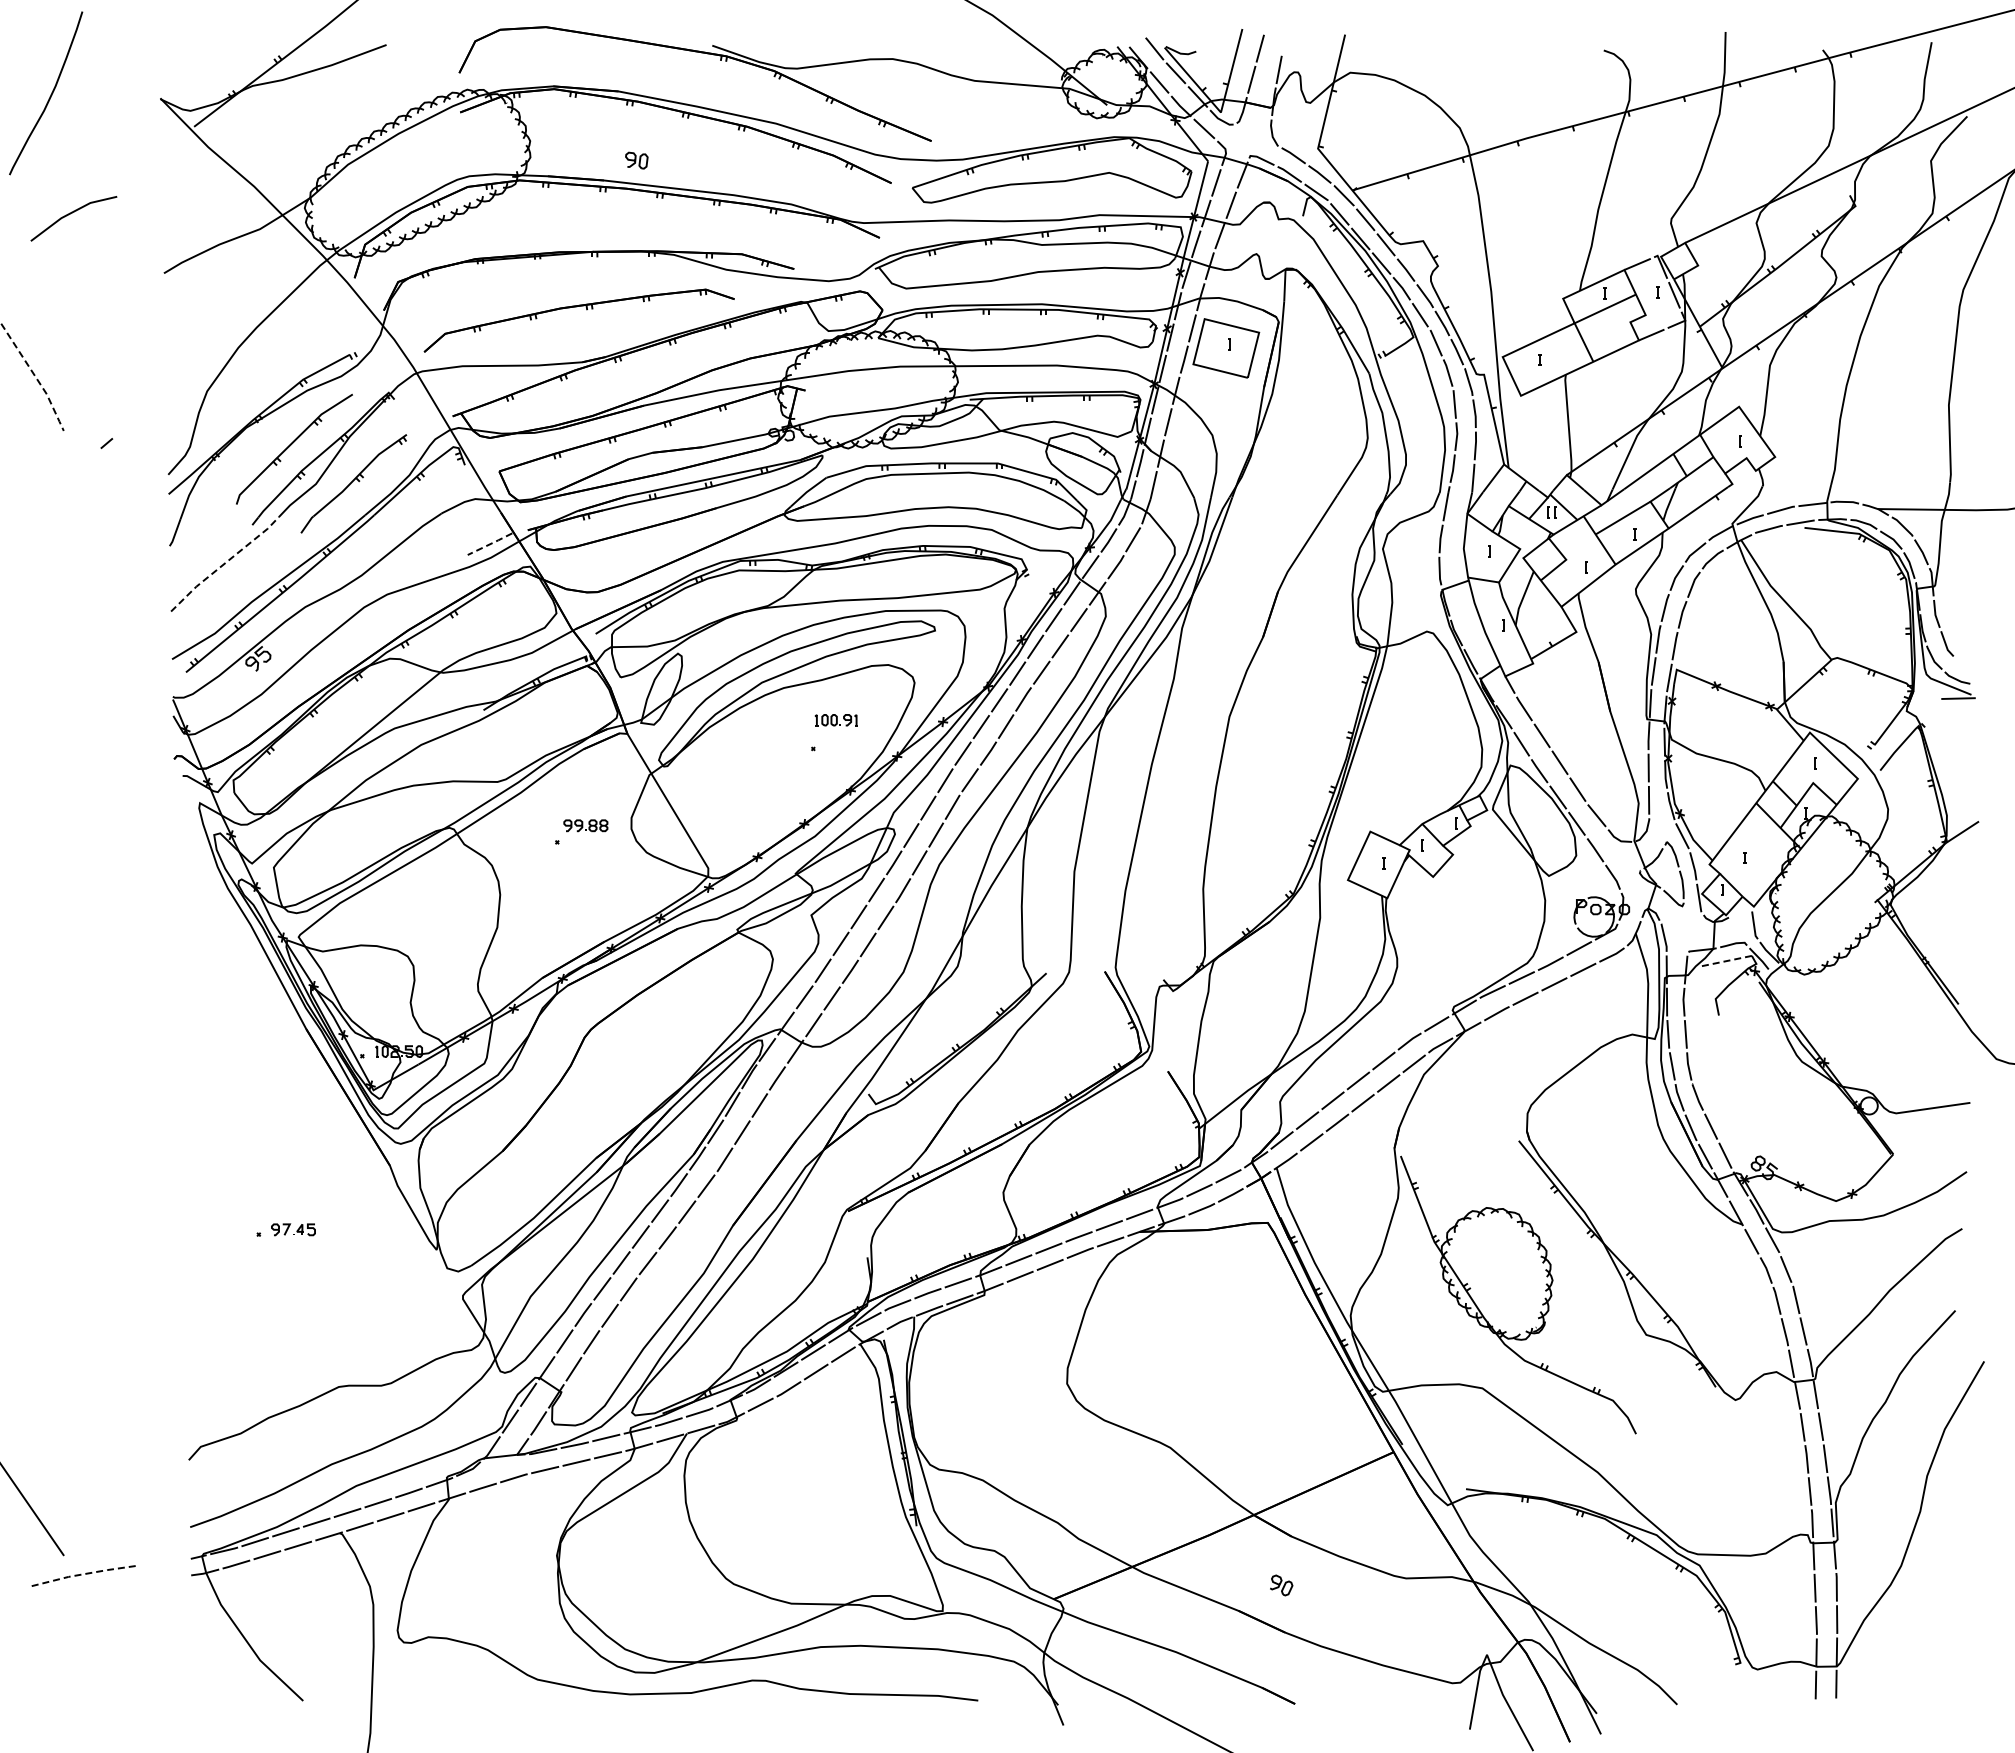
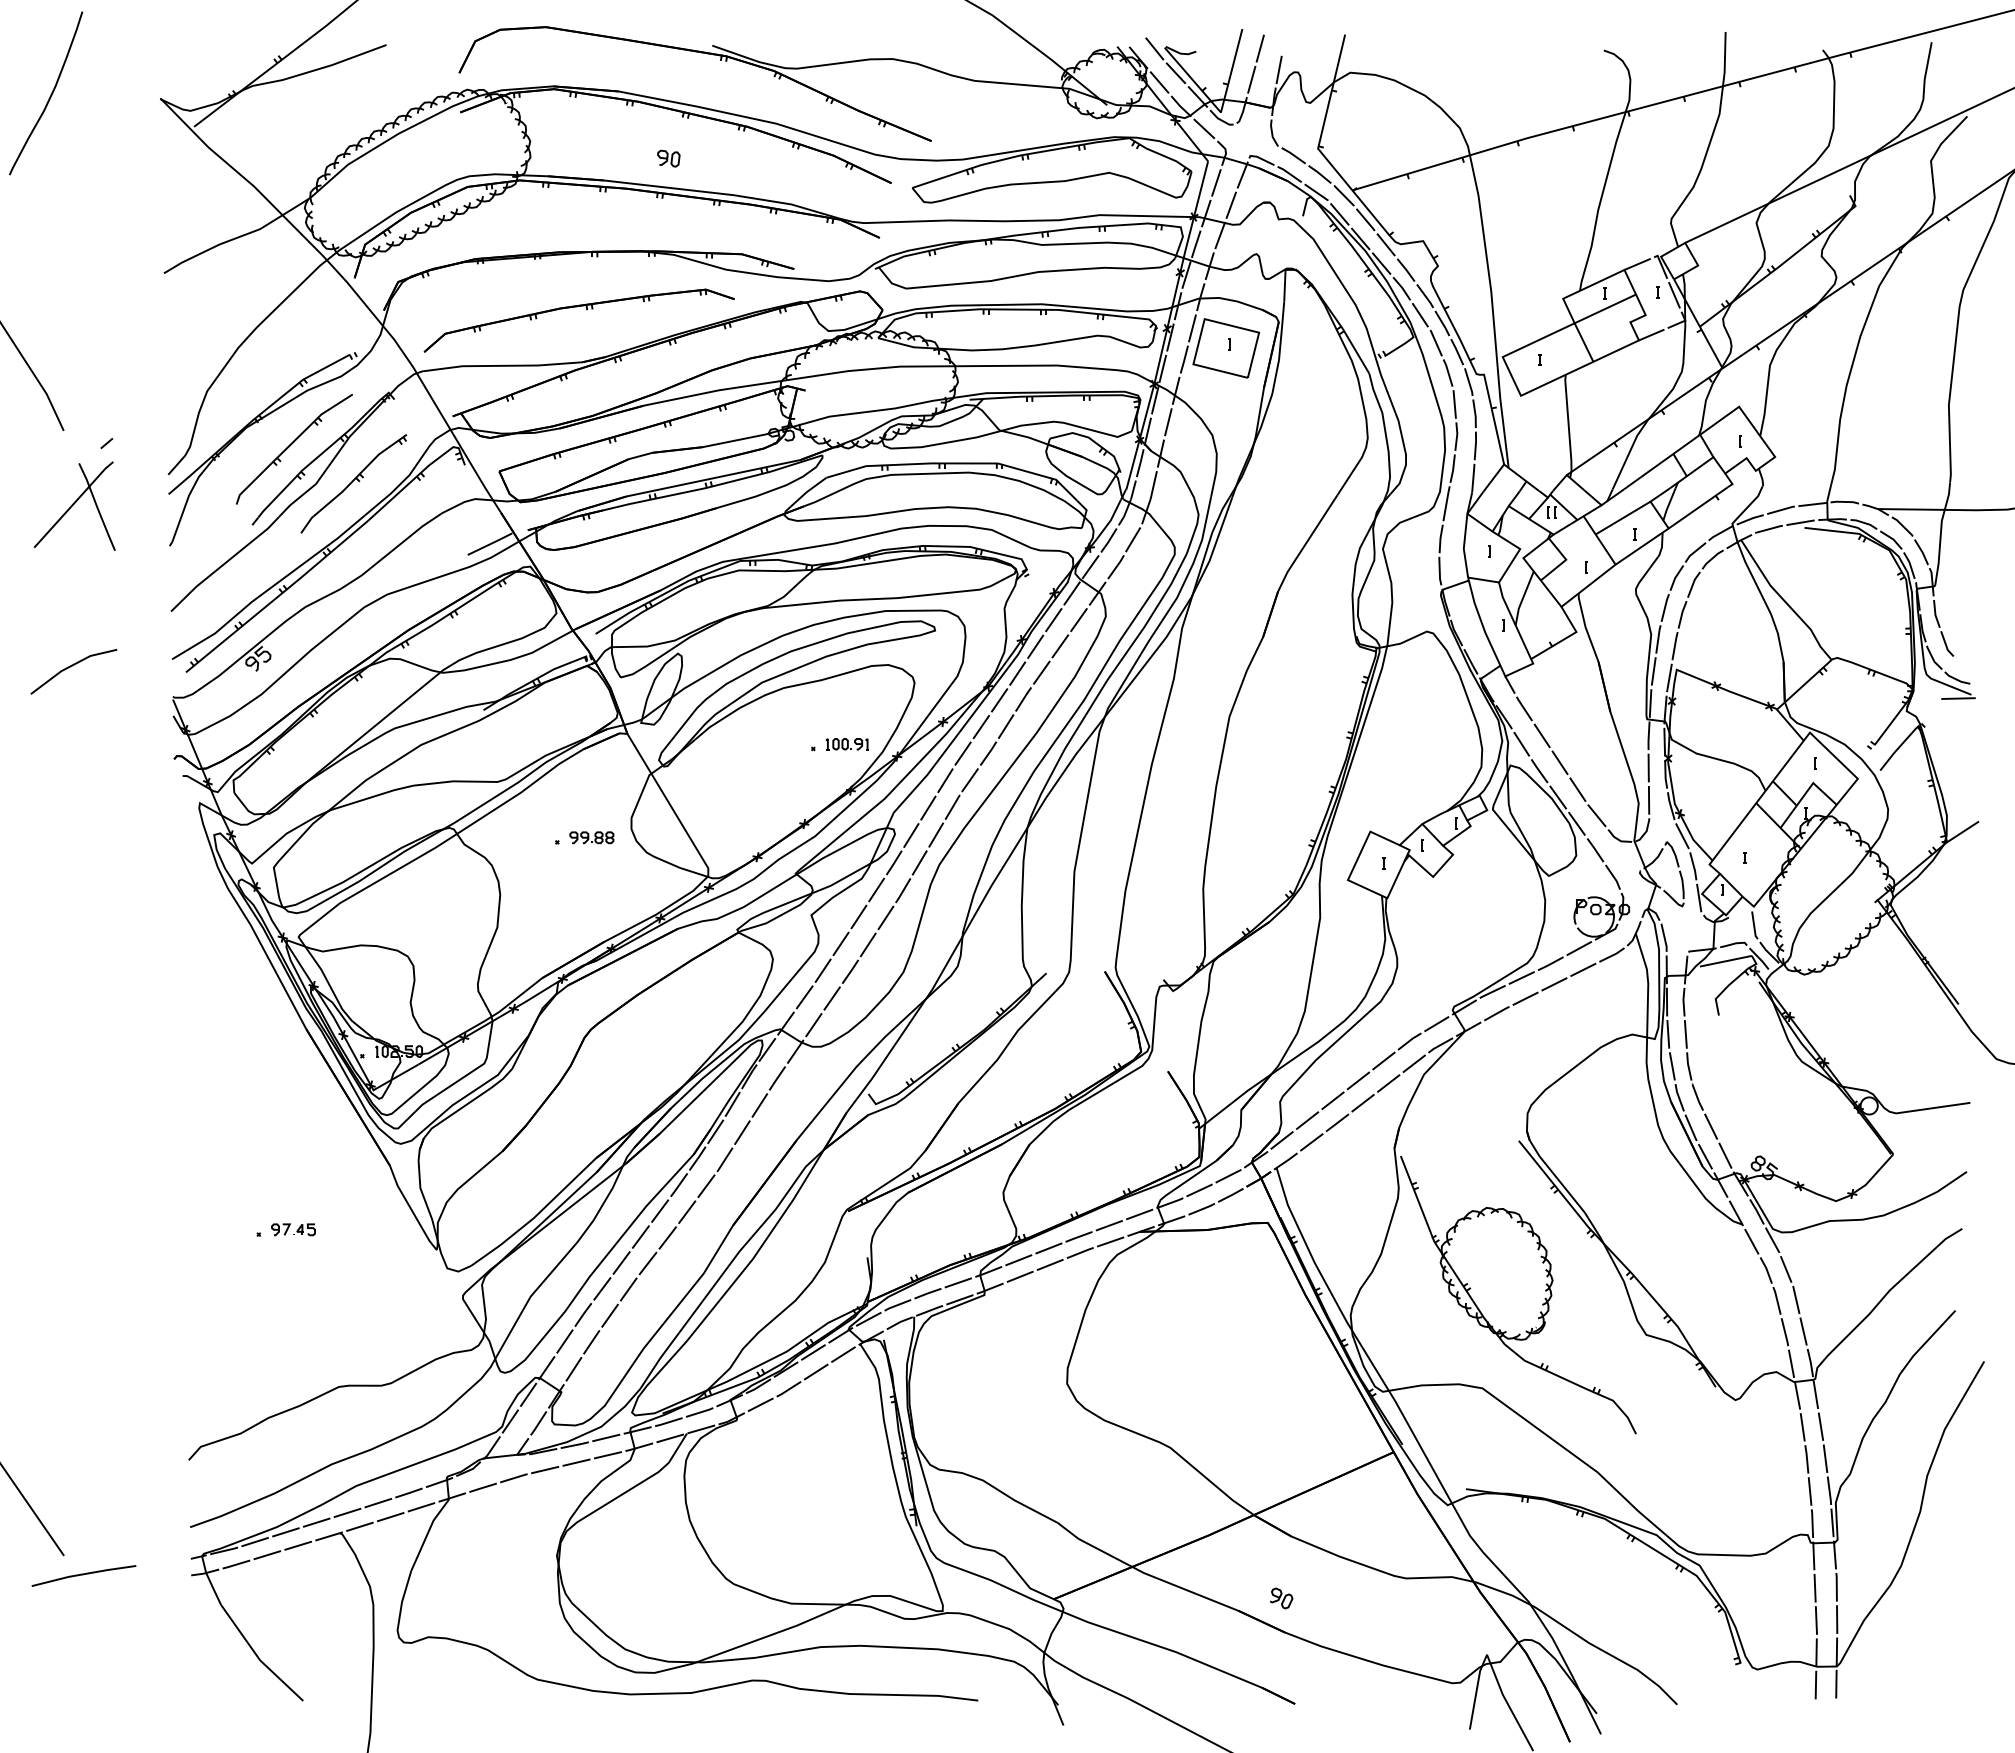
part position: (636, 160) -> (668, 158) (668, 158)
part position: (73, 218) -> (73, 671) (73, 671)
line: dashed -> solid (35, 376)
part: none -> present (74, 505)
line: dashed -> solid (490, 544)
line: dashed -> solid (224, 563)
part position: (835, 720) -> (846, 744) (846, 744)
part position: (585, 825) -> (591, 837) (591, 837)
line: dashed -> solid (1726, 961)
line: dashed -> solid (84, 1574)
part position: (1281, 1585) -> (1281, 1598) (1281, 1598)
